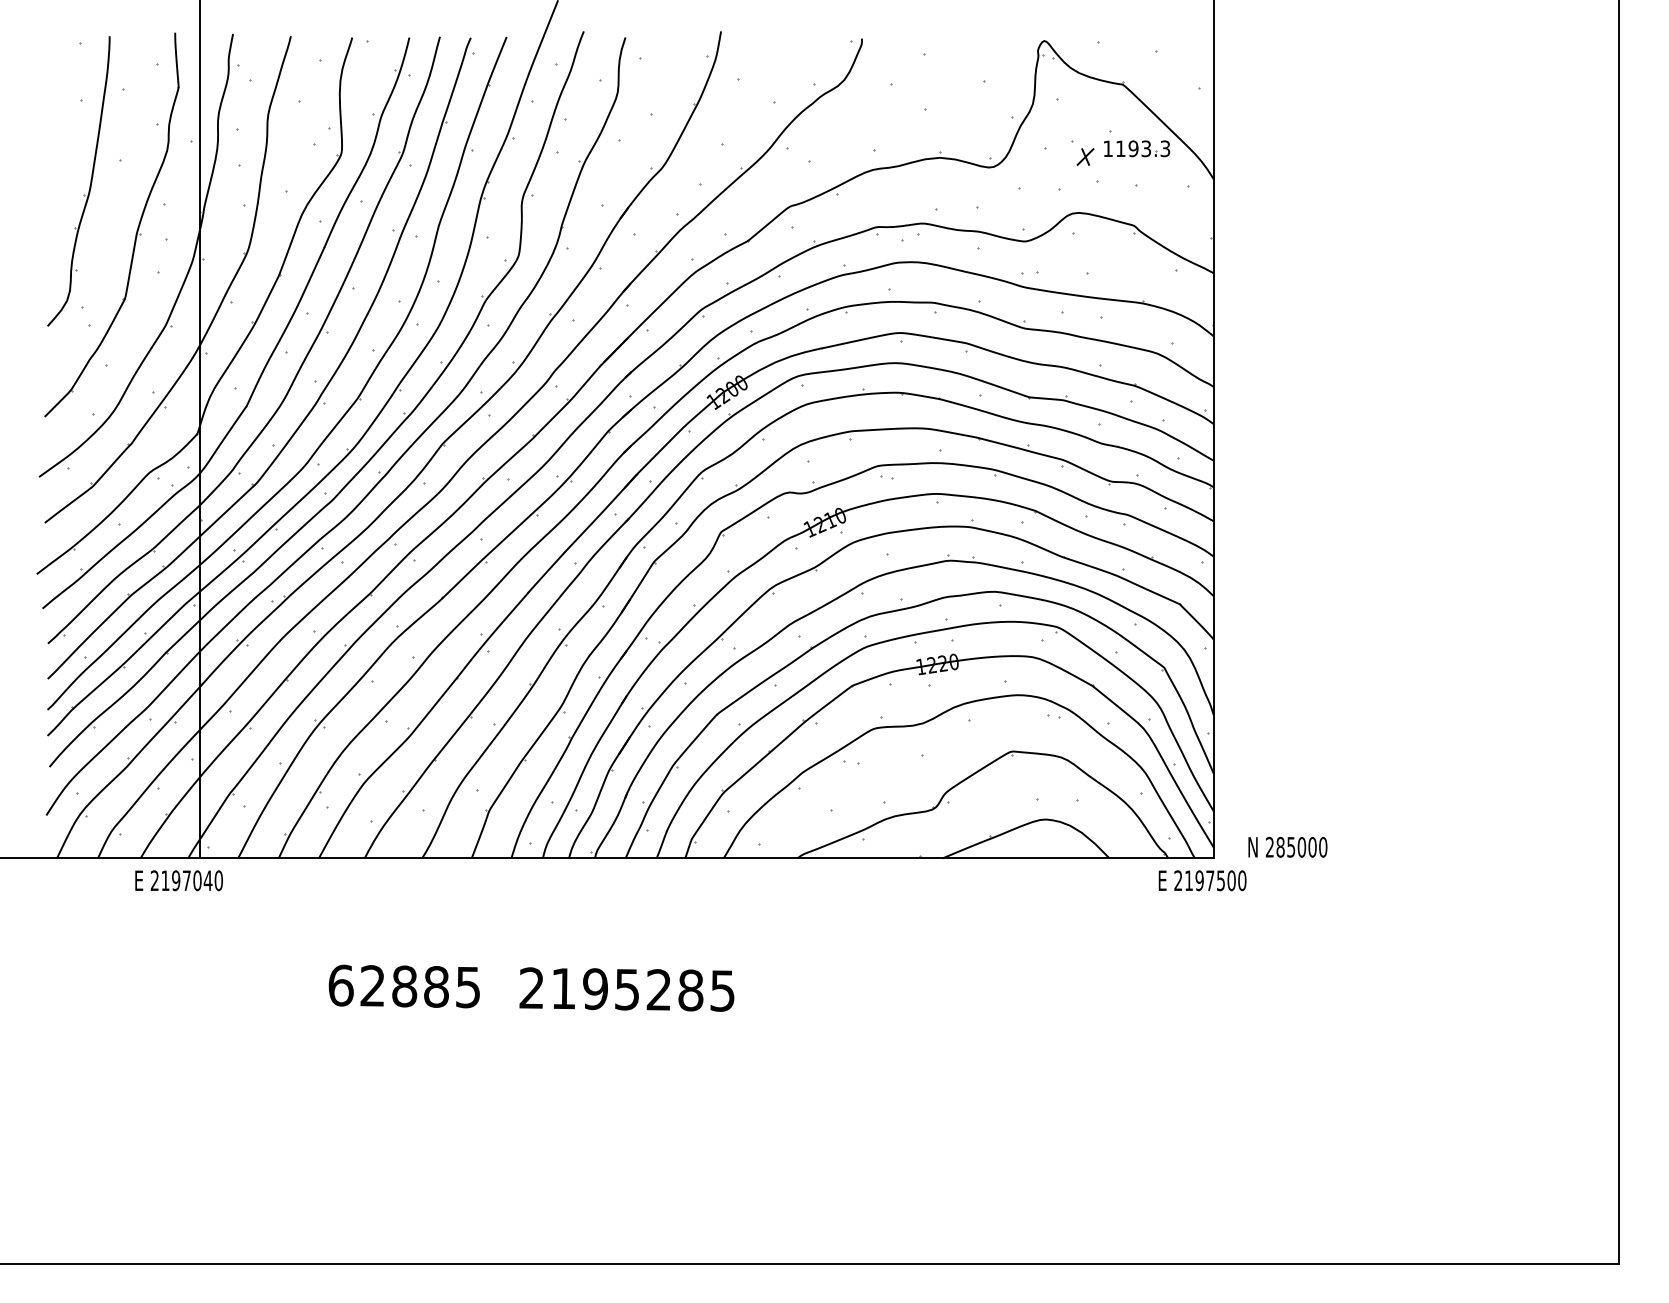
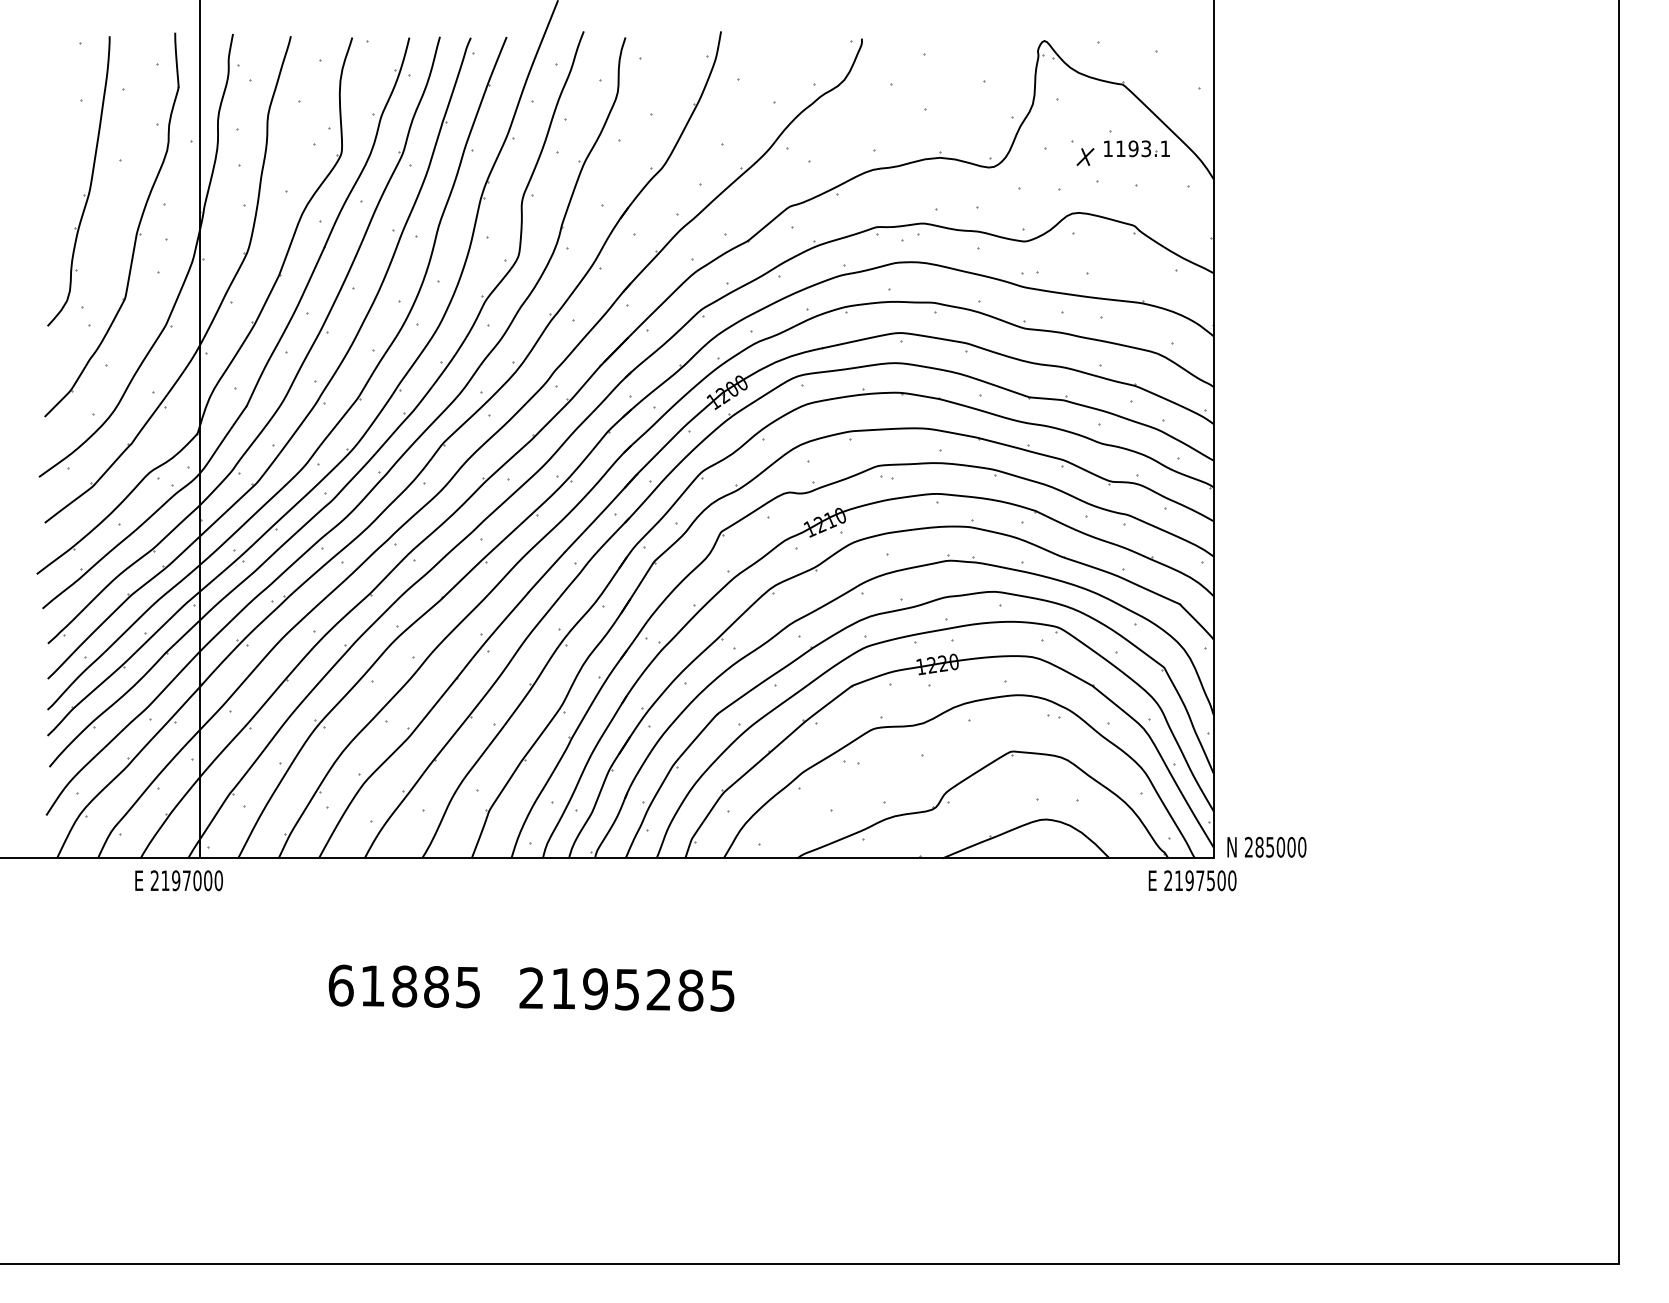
text: 1193.3 -> 1193.1 (1165, 148)
text position: (1287, 846) -> (1266, 846) (1266, 846)
text: 2197040 -> 2197000 (207, 880)
text position: (1202, 880) -> (1192, 880) (1192, 880)
text: 62885 -> 61885 (372, 985)
